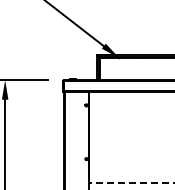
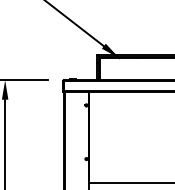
line: dashed -> solid (131, 182)
